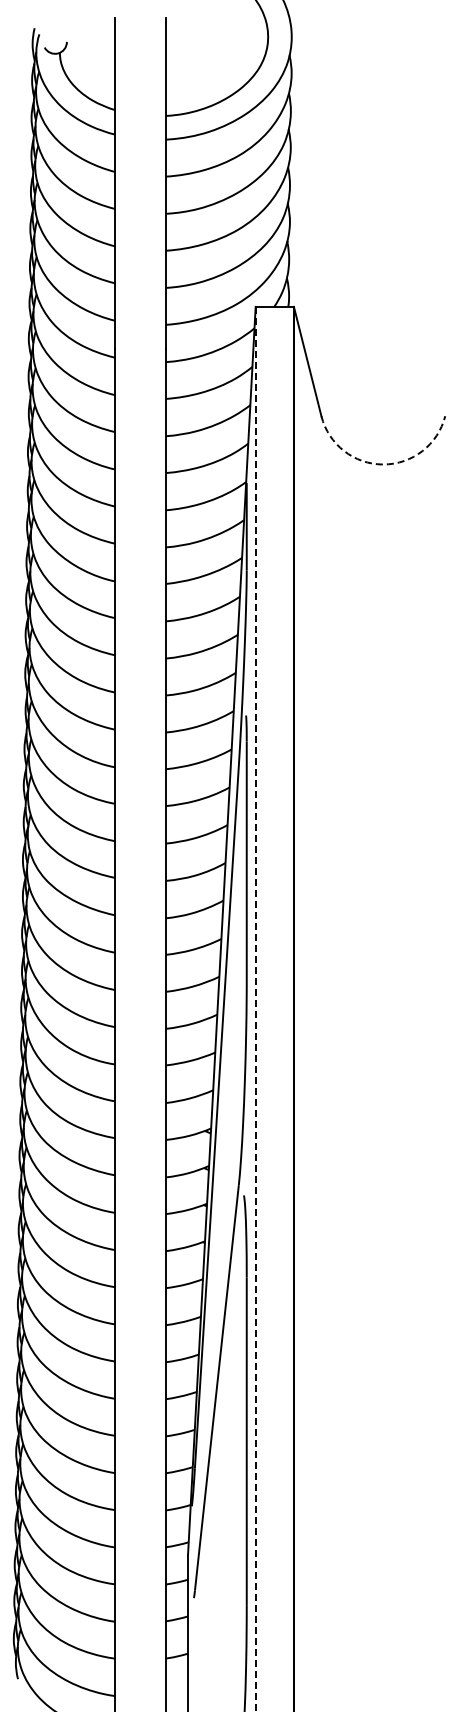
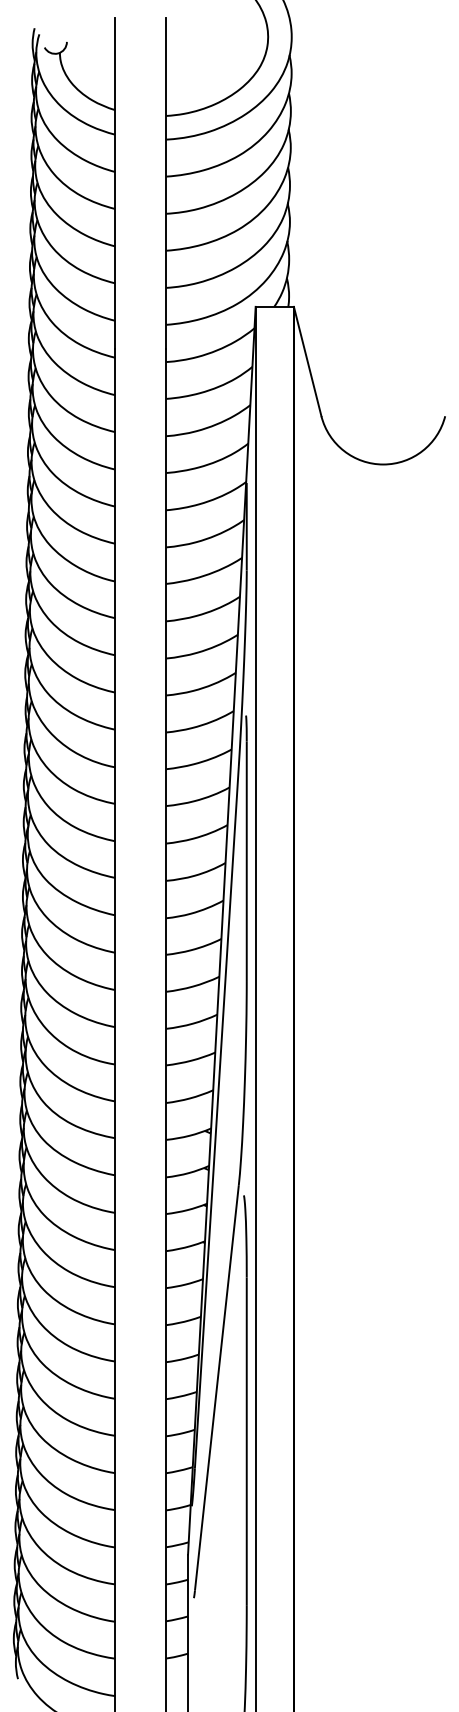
arc: dashed -> solid (383, 464)
line: dashed -> solid (255, 1009)
